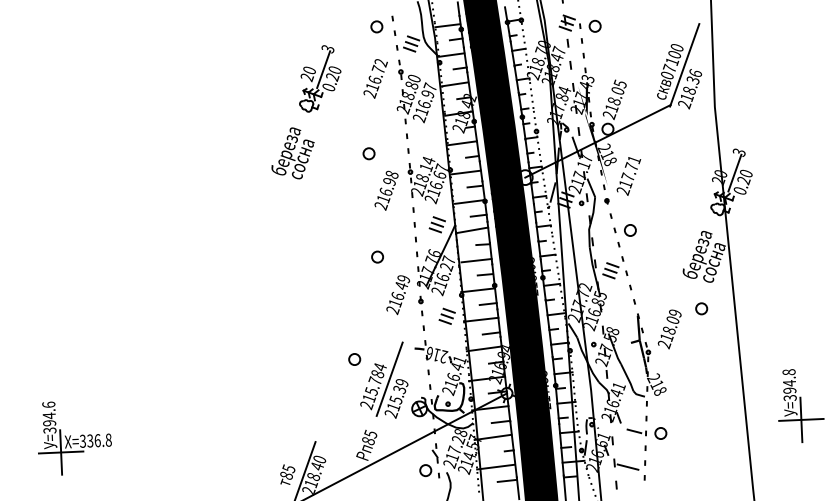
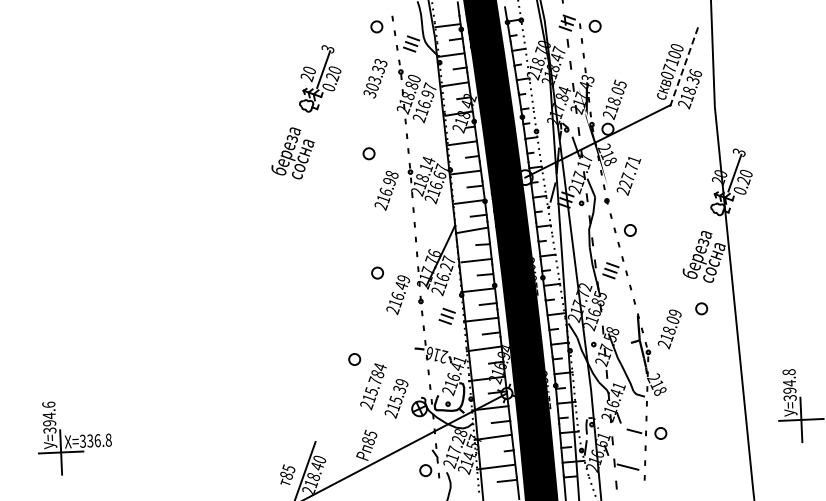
line: solid -> dashed (684, 65)
text: 216.72 -> 303.33 (375, 78)
text: 217.71 -> 227.71 (625, 184)
part: present -> none (436, 224)
circle position: (377, 256) -> (377, 272) (377, 272)
line: present -> none (389, 378)
